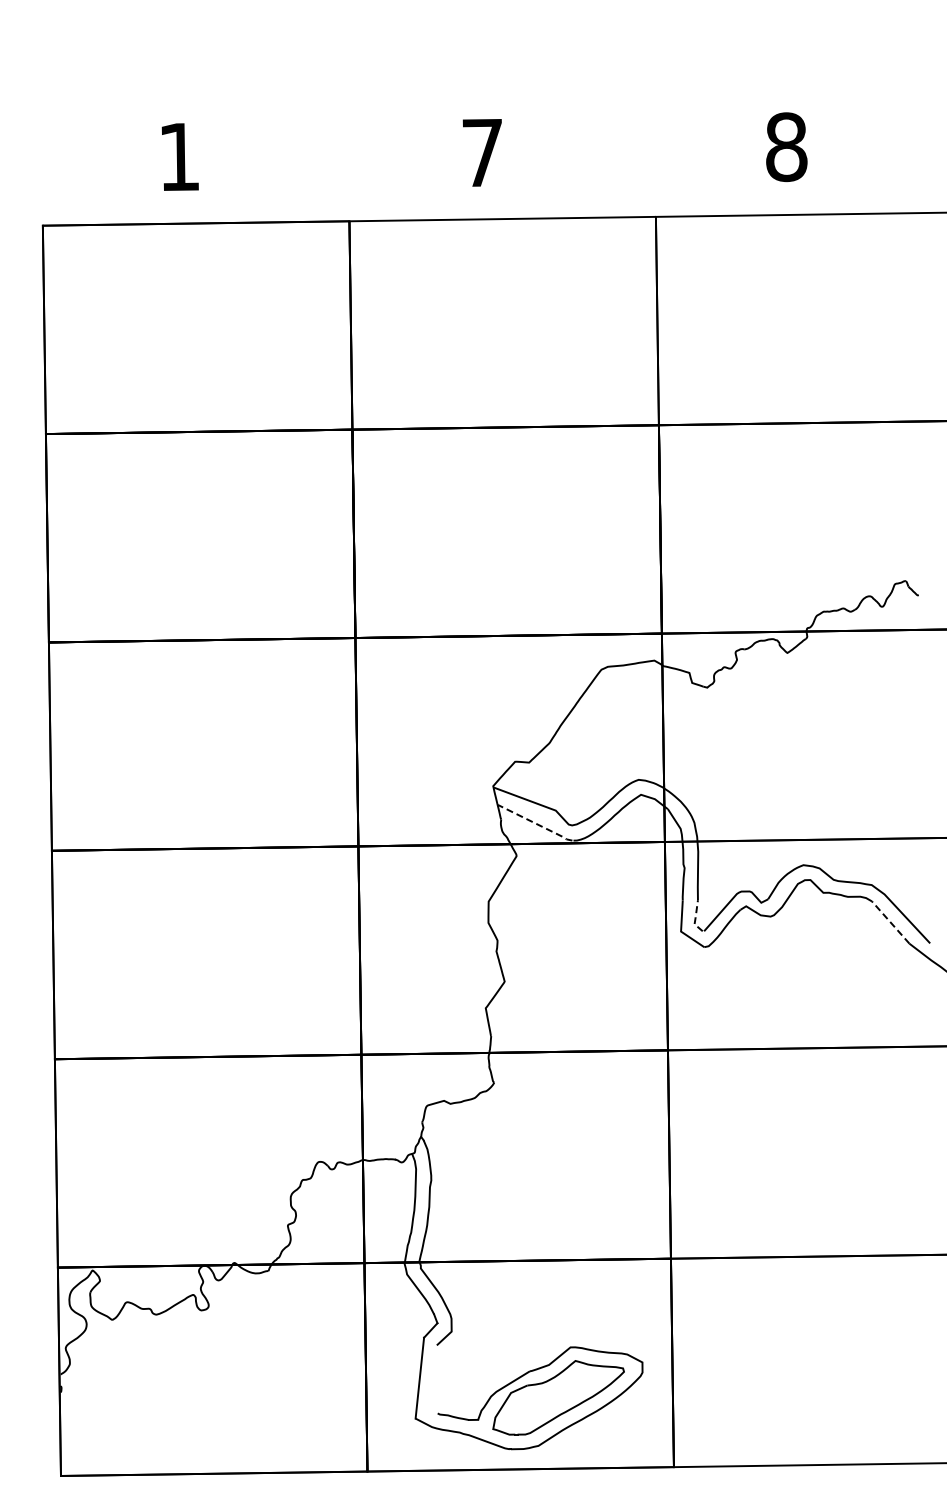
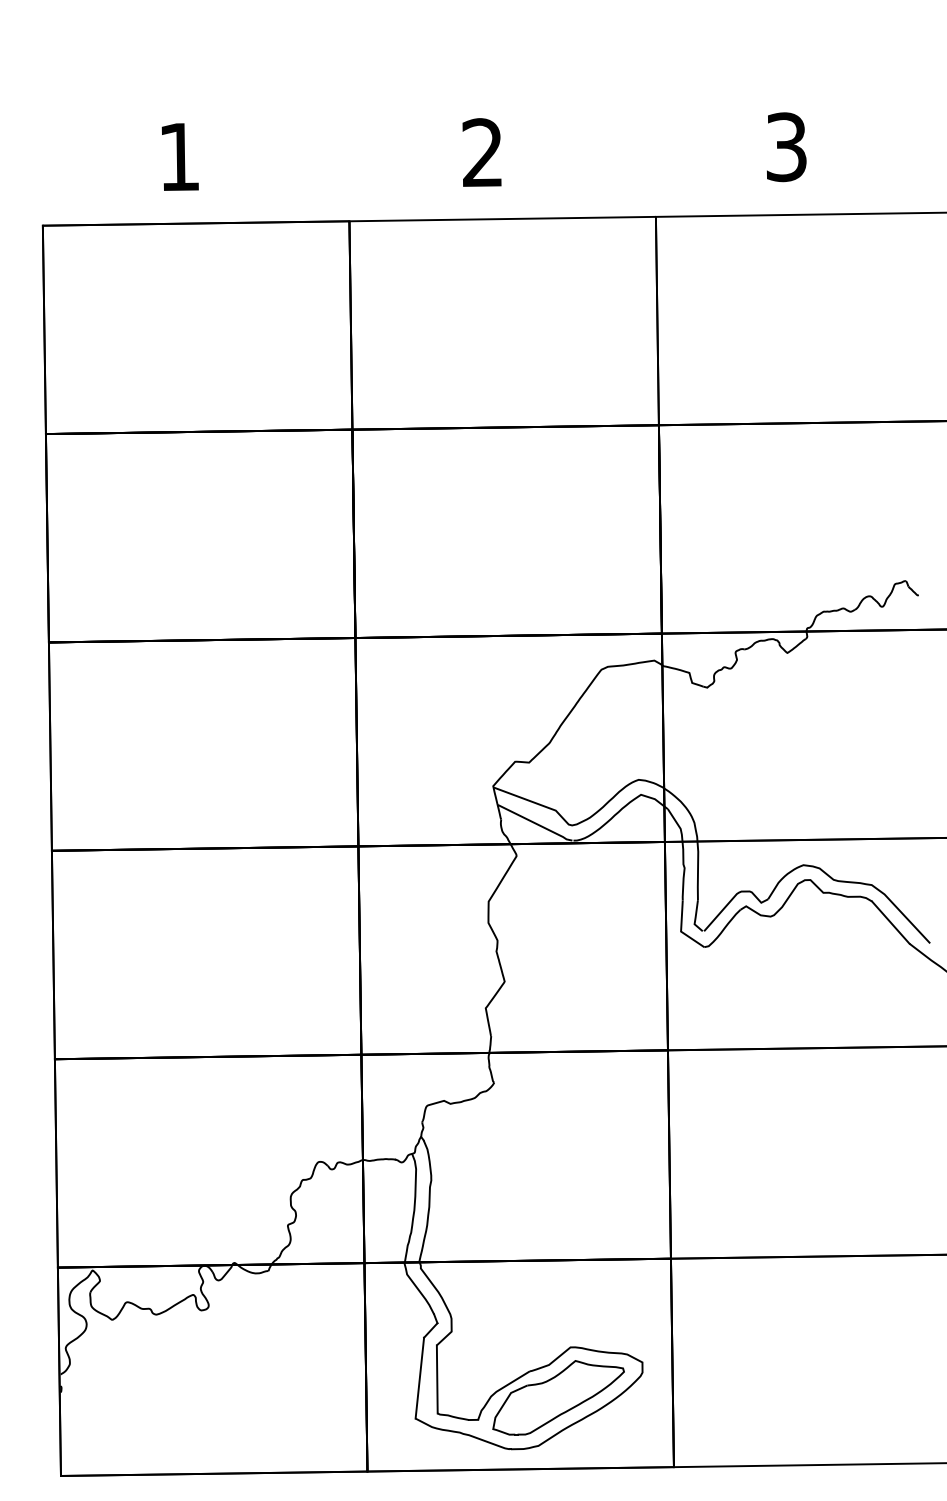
text: 8 -> 3 (786, 147)
text: 7 -> 2 (481, 152)
line: dashed -> solid (536, 823)
line: dashed -> solid (695, 917)
line: dashed -> solid (890, 922)
line: none -> present (436, 1379)
